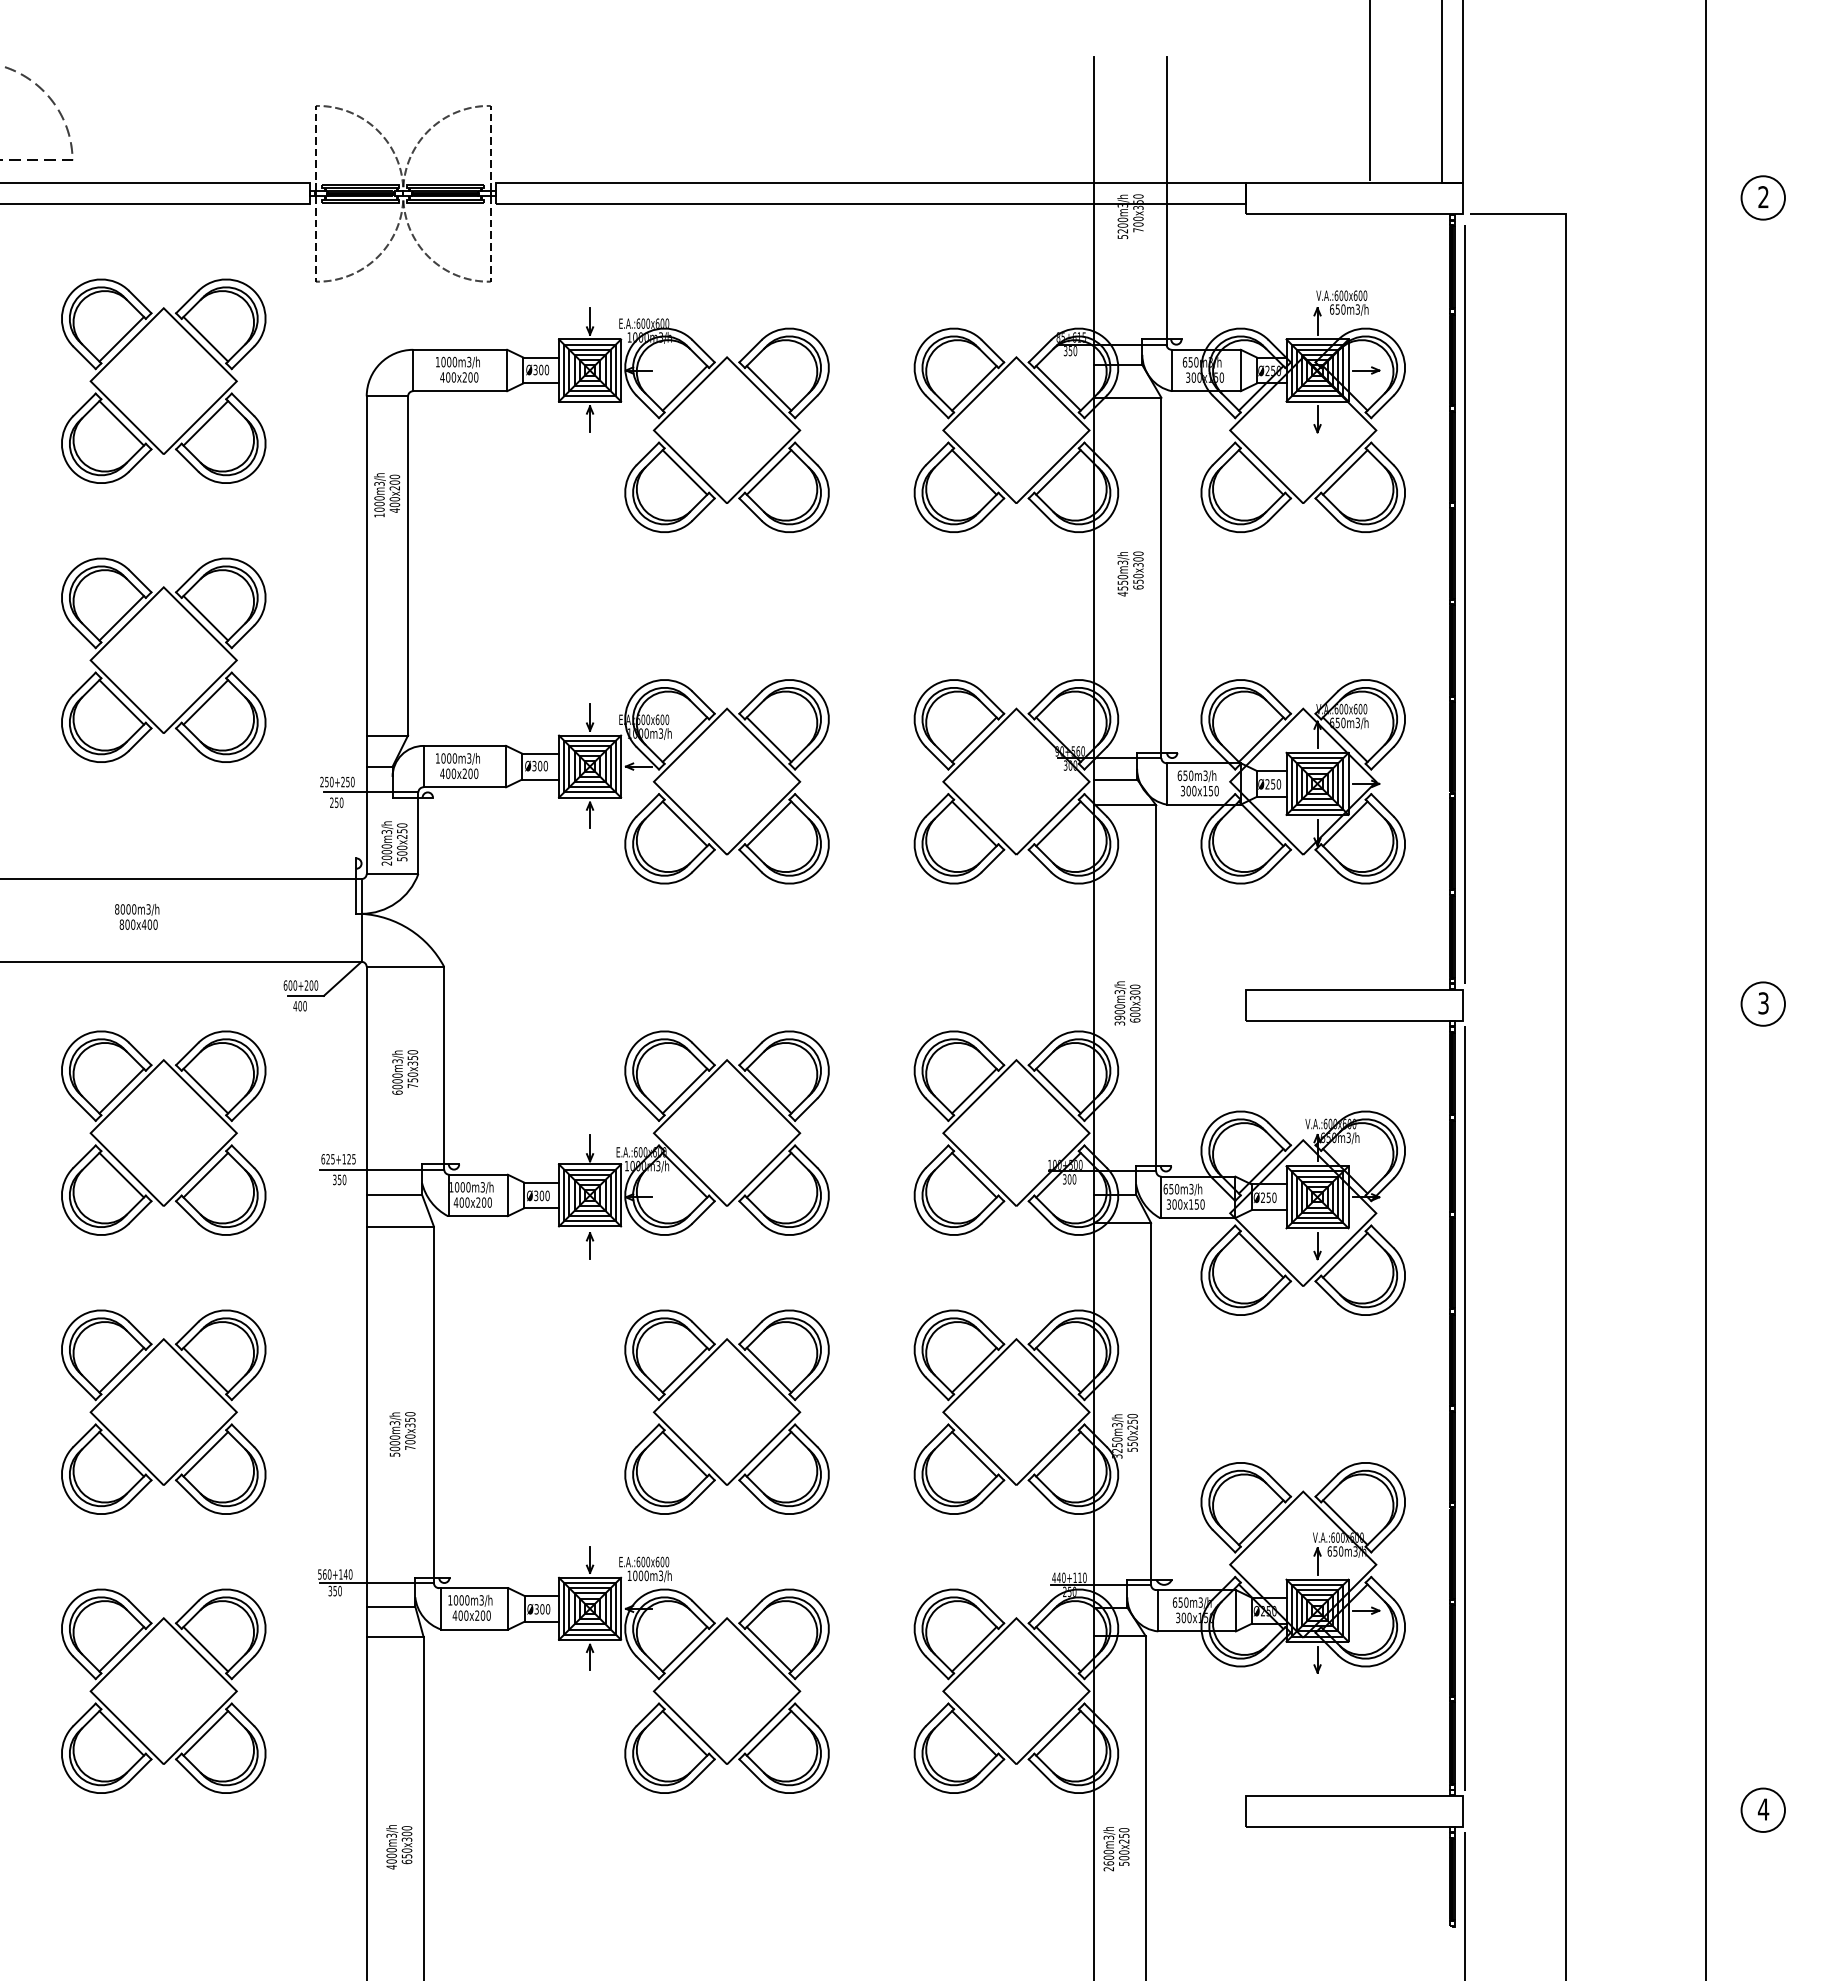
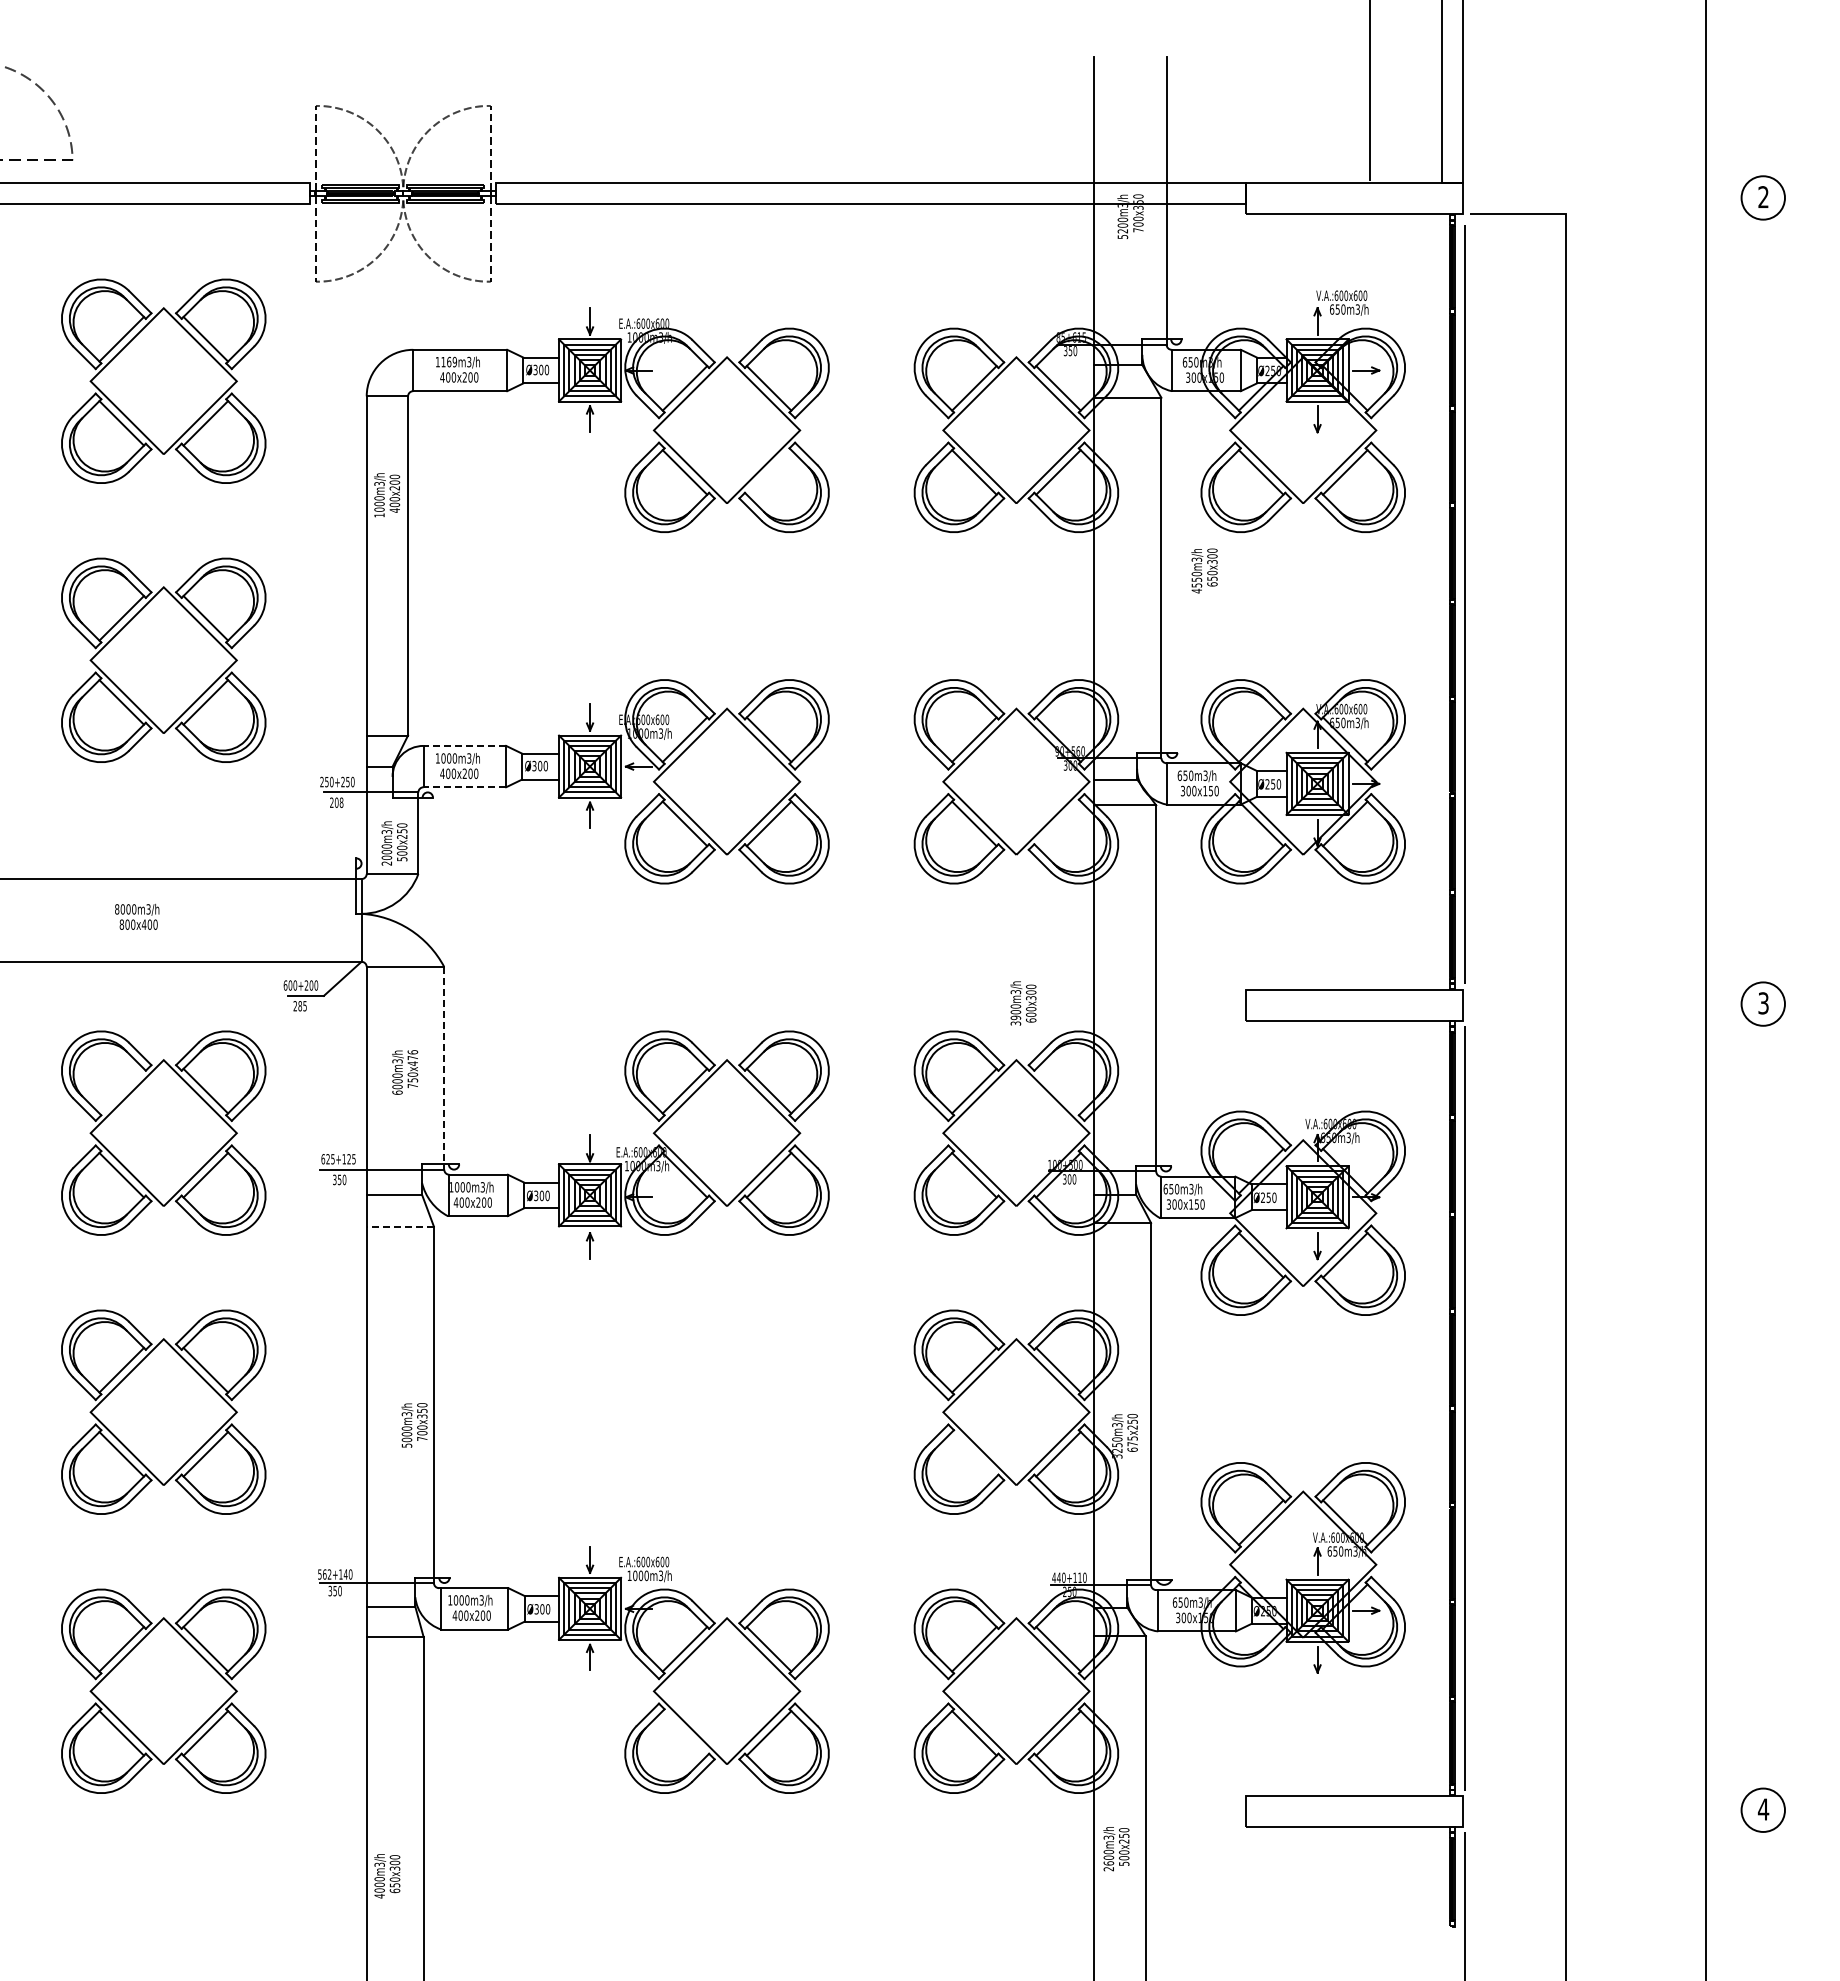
text: 1000m3/h -> 1169m3/h (448, 361)
line: present -> none (768, 472)
text position: (1130, 573) -> (1204, 570) (1204, 570)
line: solid -> dashed (464, 745)
line: solid -> dashed (464, 787)
text: 250 -> 208 (338, 802)
line: present -> none (1058, 823)
text position: (1127, 1003) -> (1023, 1003) (1023, 1003)
text: 400 -> 285 (299, 1006)
text: 750x350 -> 750x476 (412, 1057)
line: solid -> dashed (444, 1068)
line: present -> none (121, 1090)
line: present -> none (1058, 1090)
line: solid -> dashed (400, 1226)
part: present -> none (726, 1411)
text position: (402, 1434) -> (414, 1425) (414, 1425)
text: 550x250 -> 675x250 (1132, 1443)
line: present -> none (974, 1454)
text: 560+140 -> 562+140 (329, 1574)
line: present -> none (684, 1733)
text position: (399, 1847) -> (387, 1876) (387, 1876)
